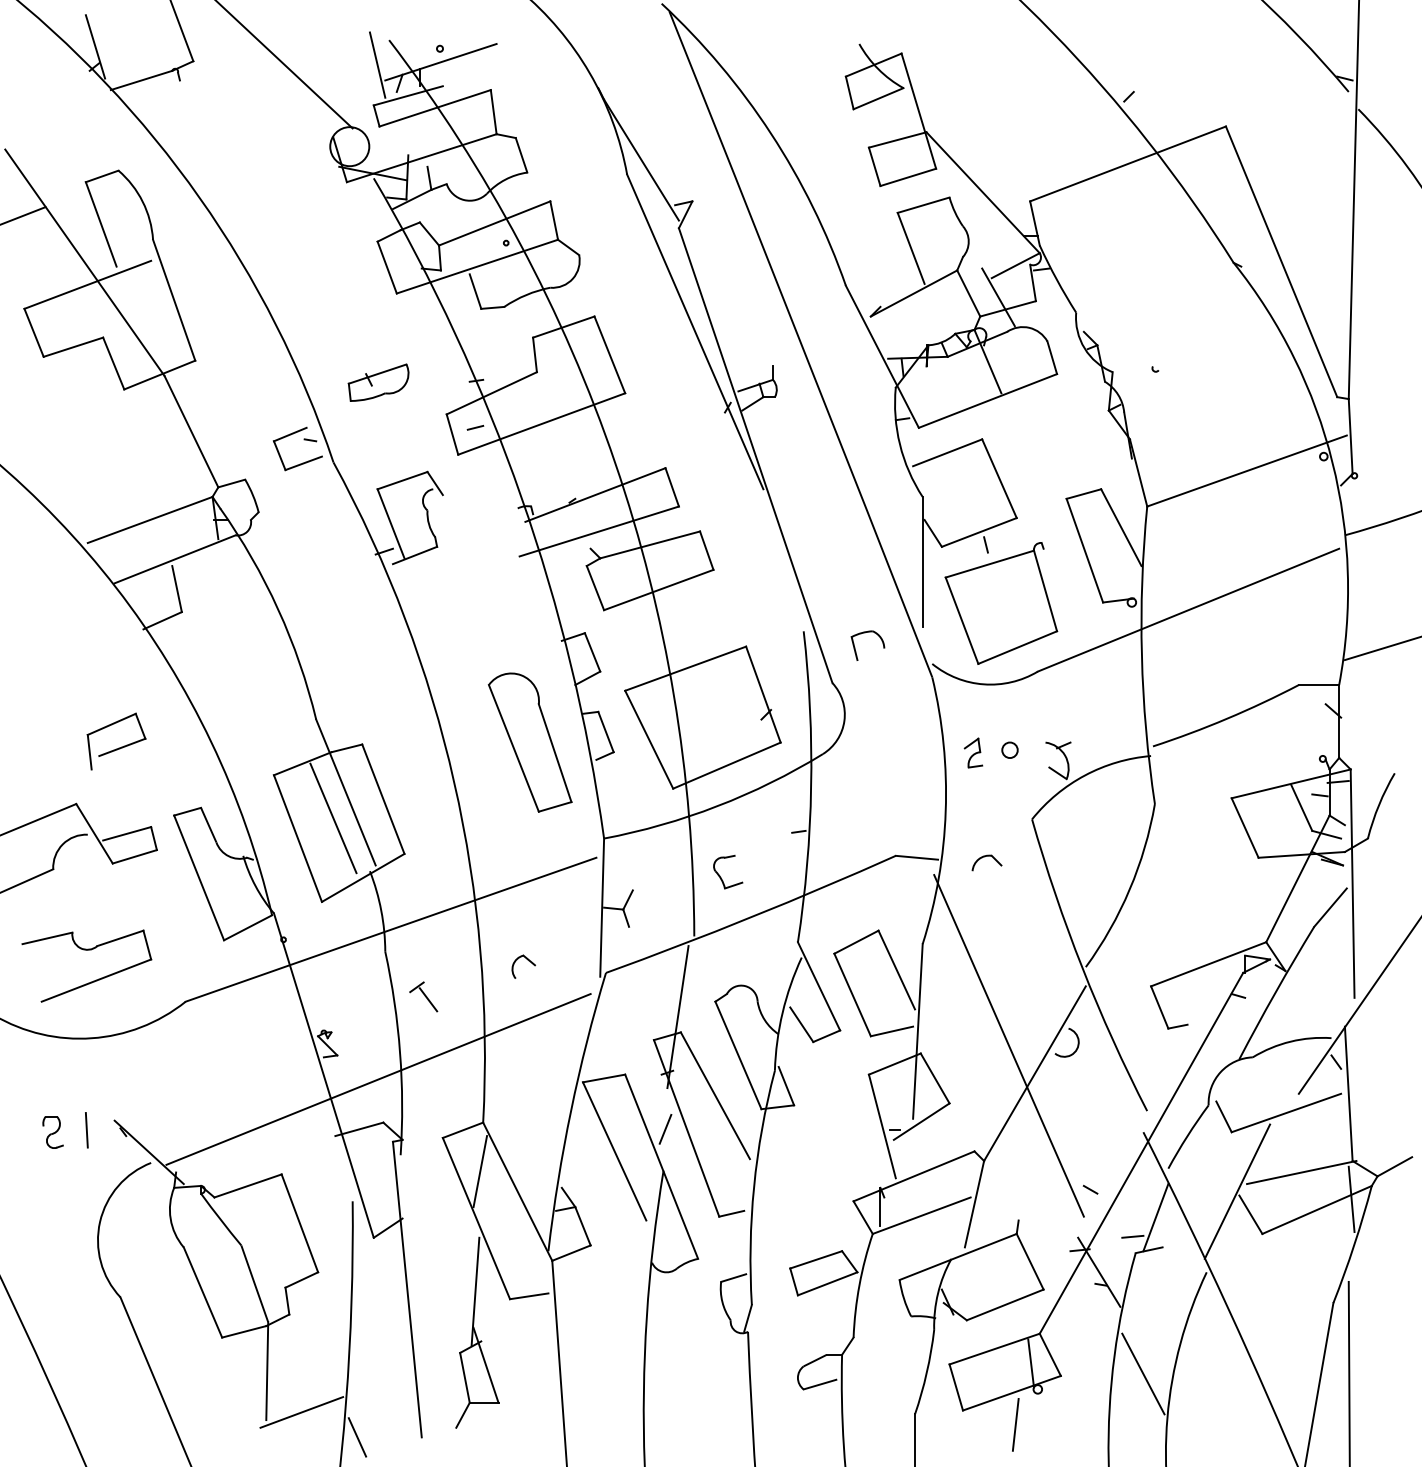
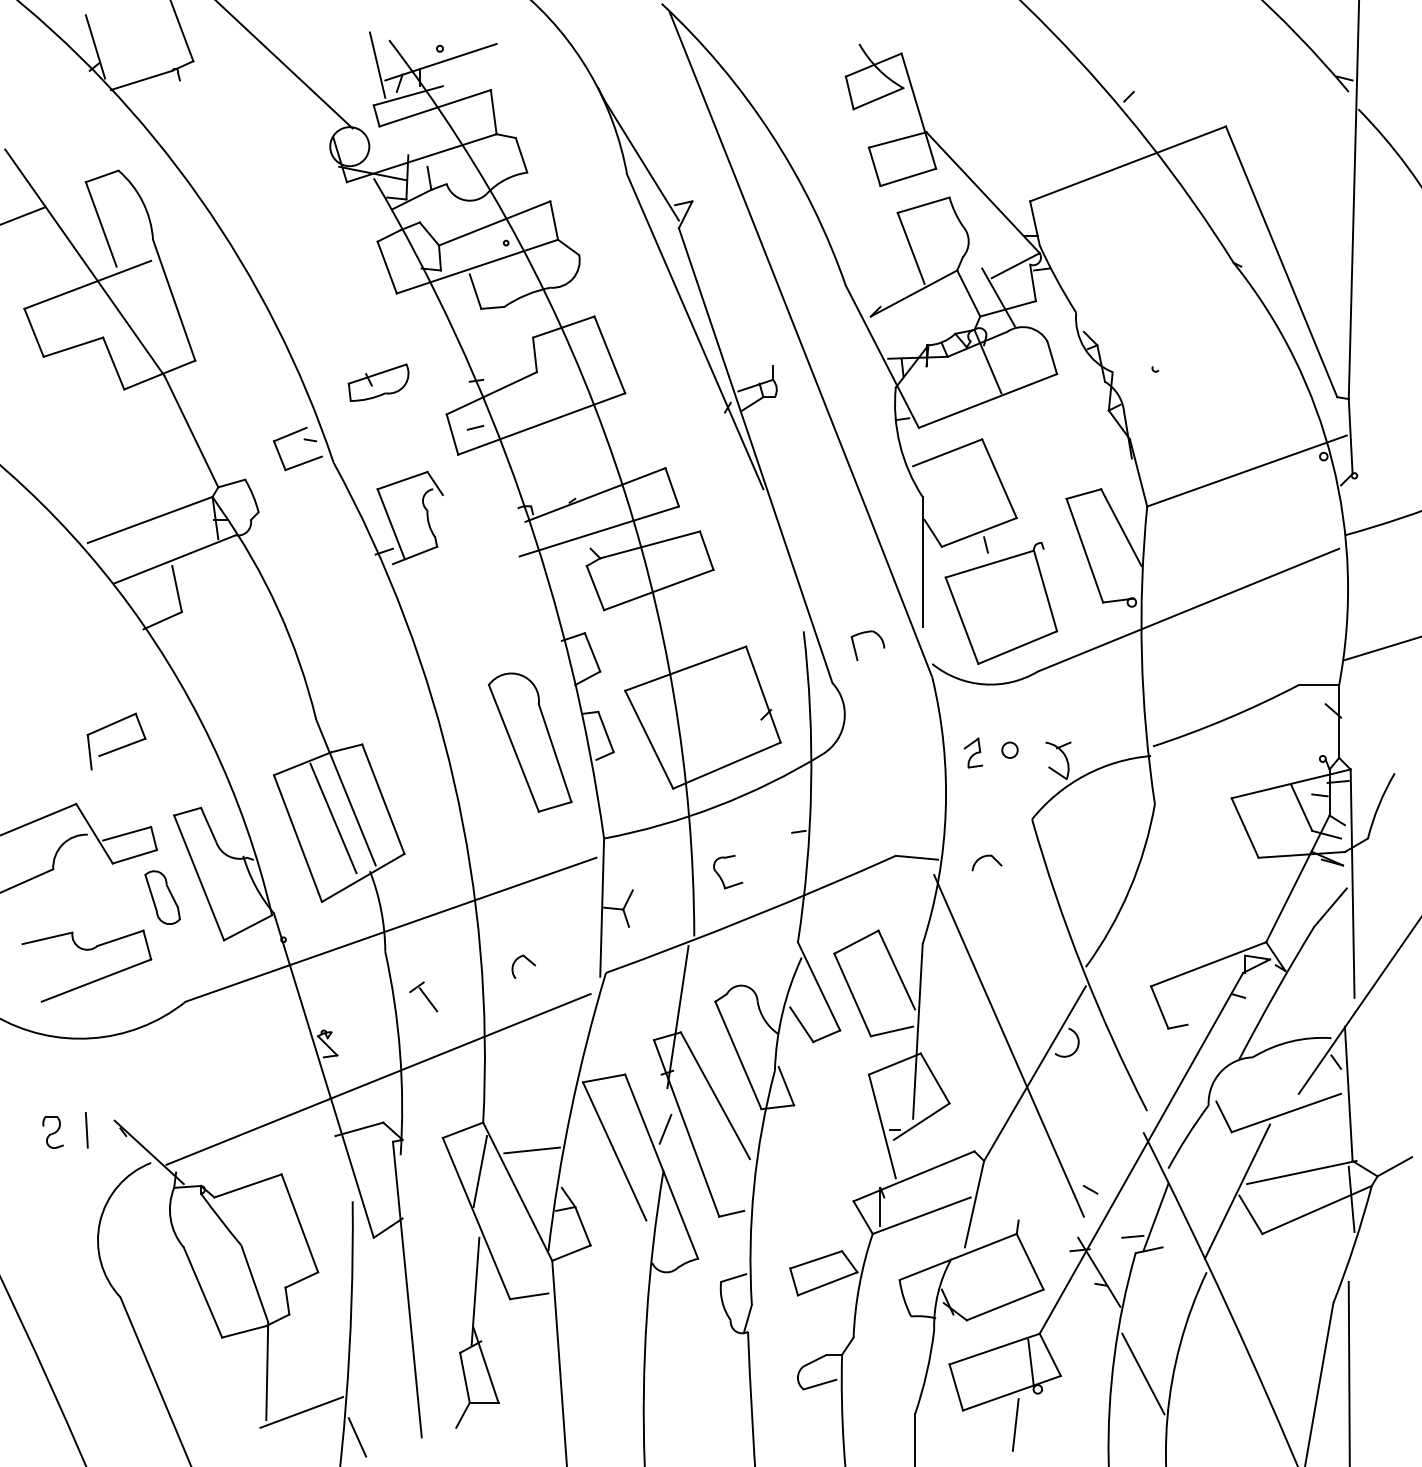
part: none -> present (162, 897)
line: none -> present (531, 1150)
